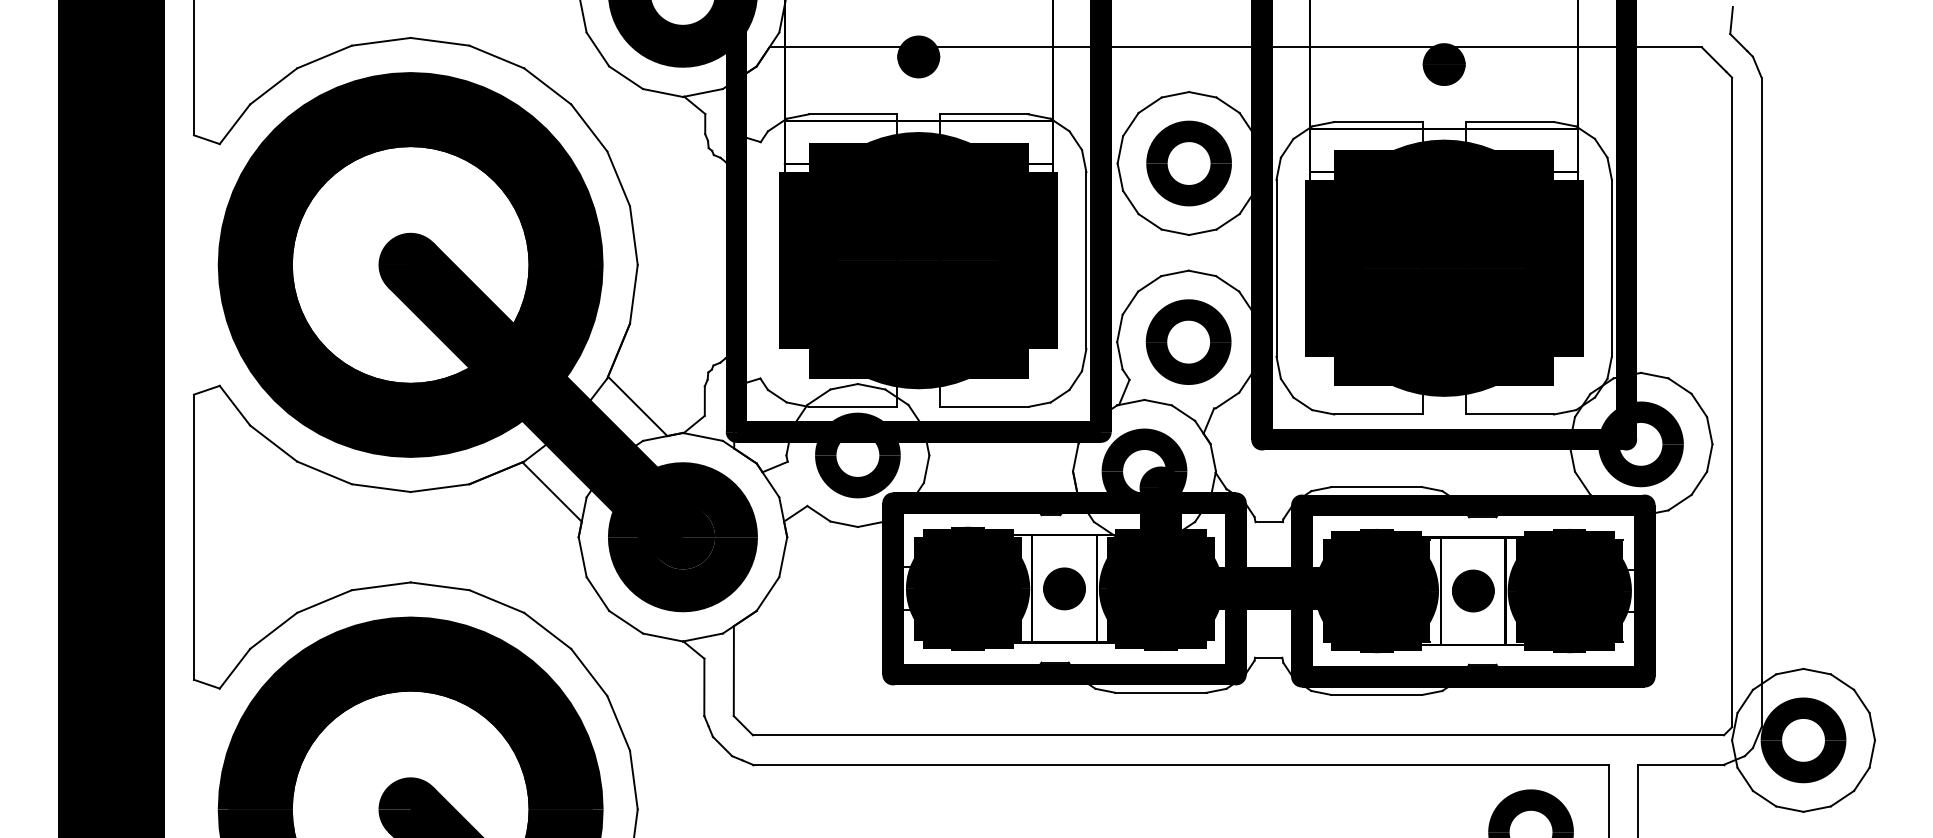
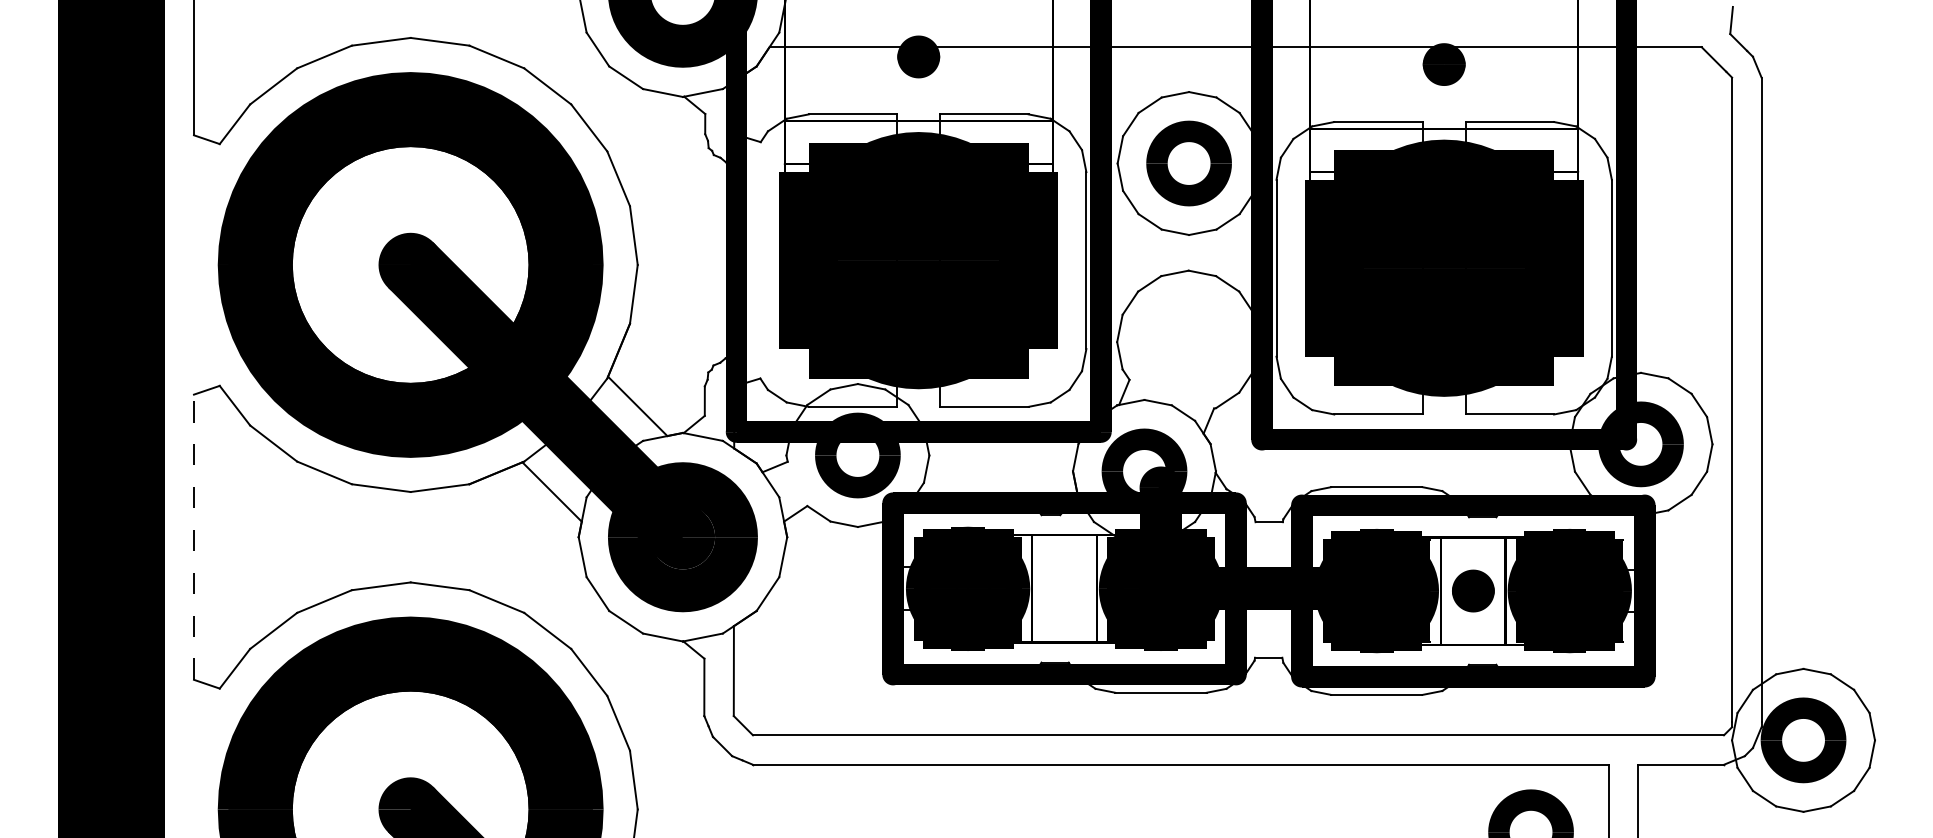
part: present -> none (1188, 341)
line: solid -> dashed (193, 537)
part: present -> none (1064, 588)
